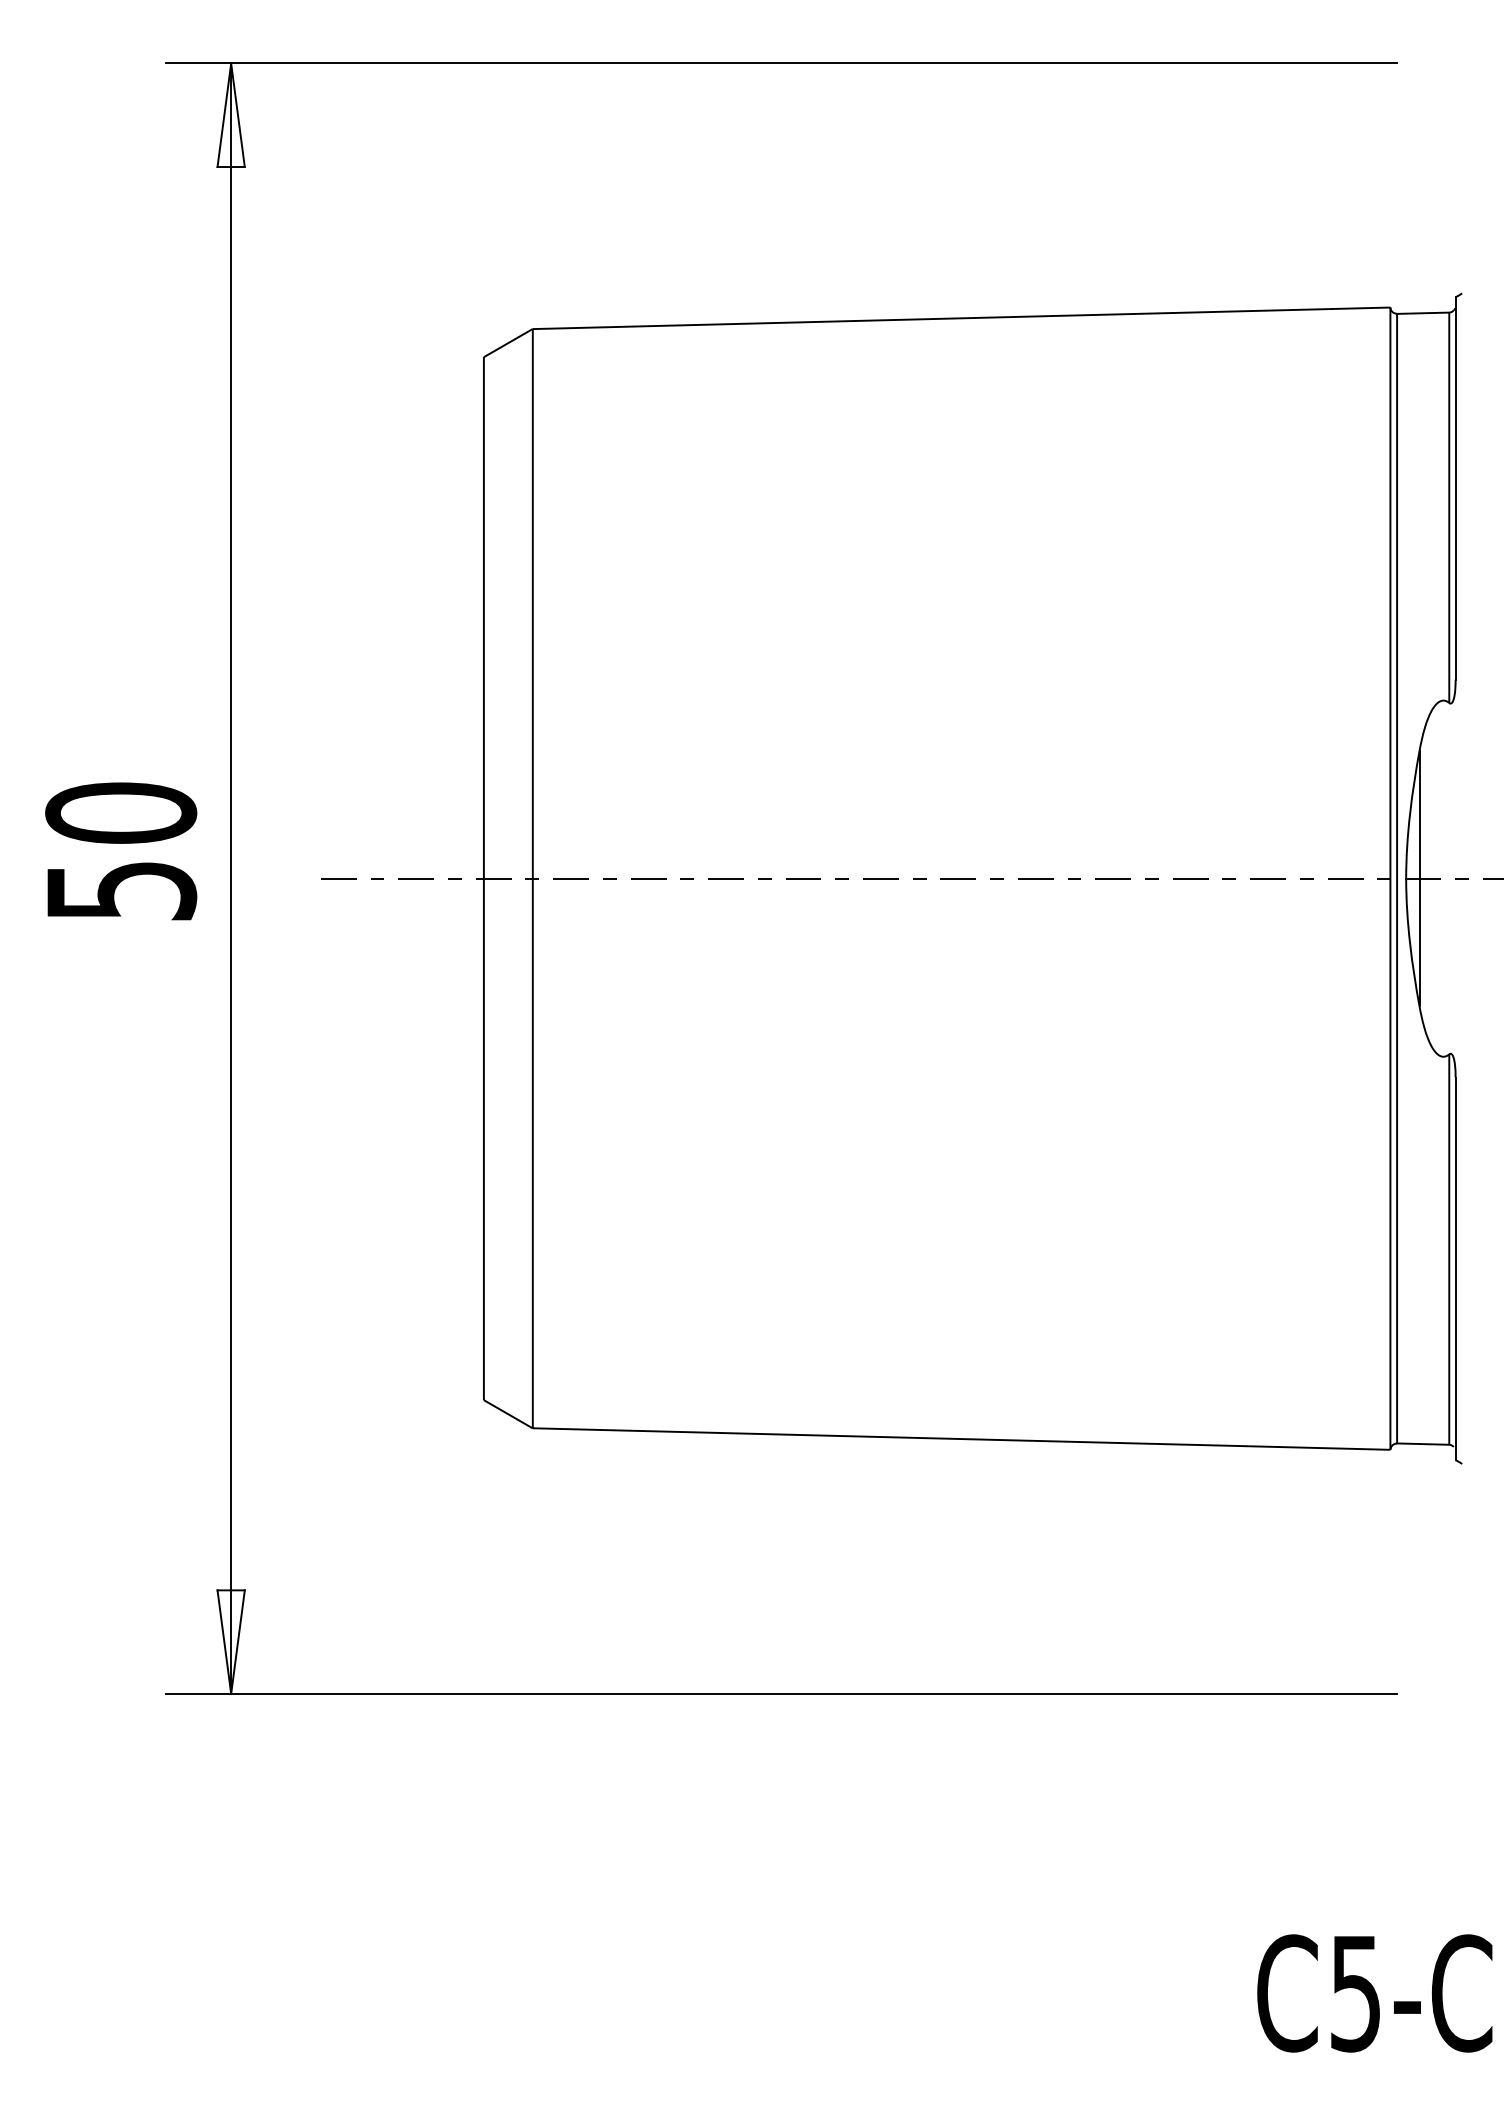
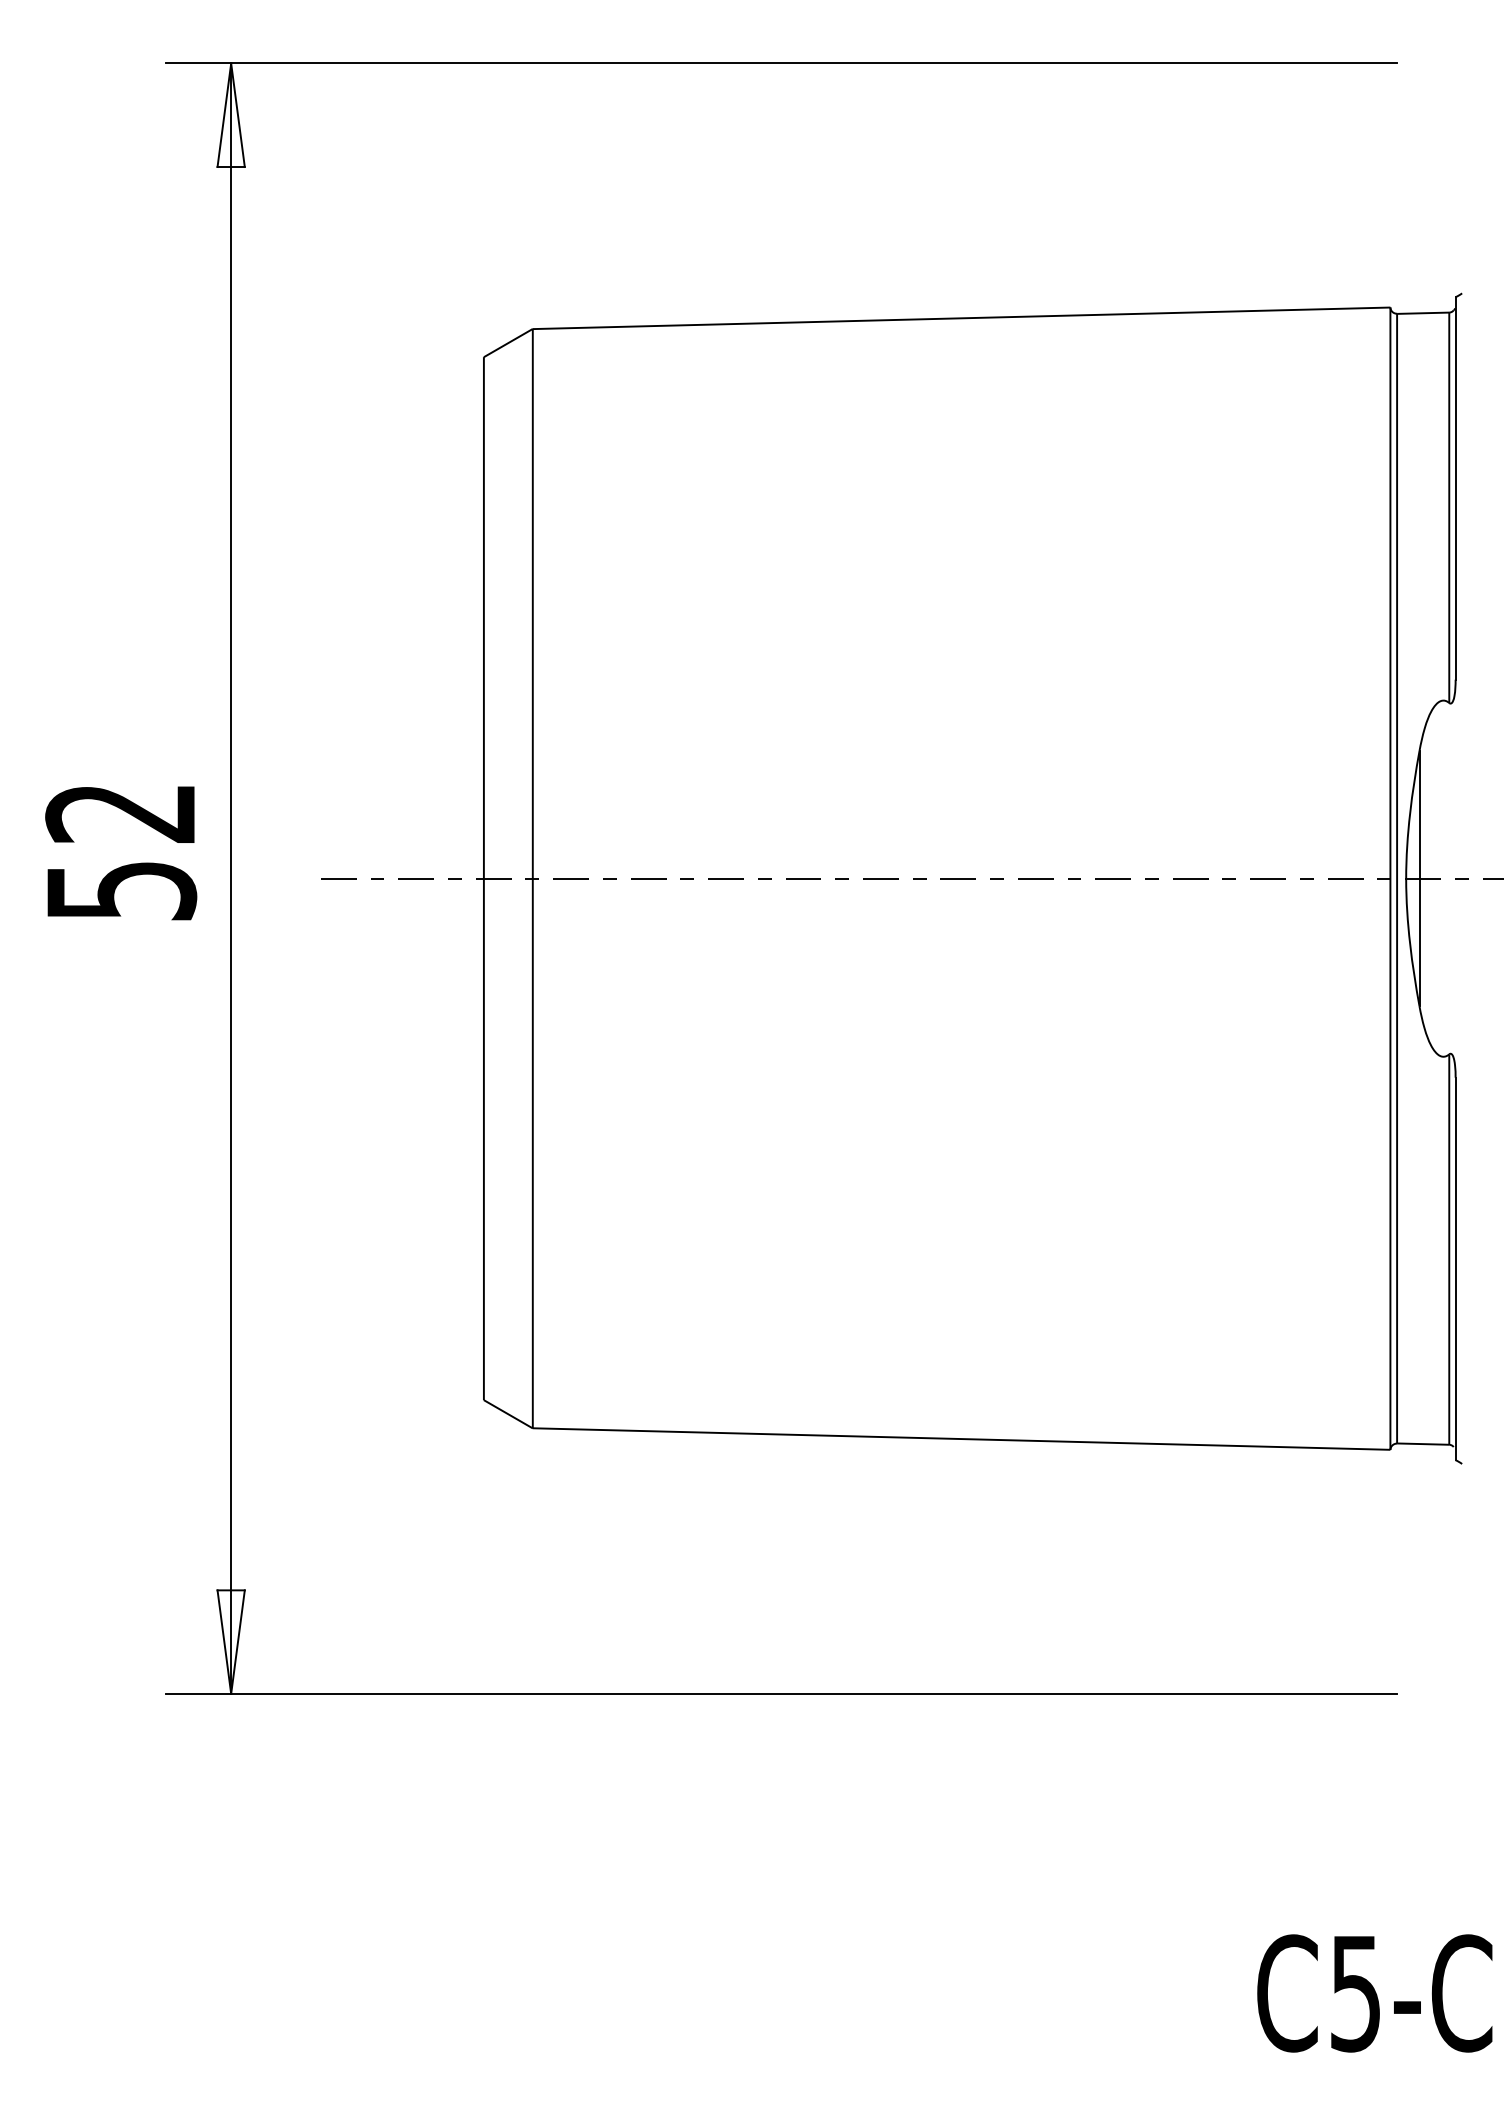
text: 50 -> 52 (121, 812)
